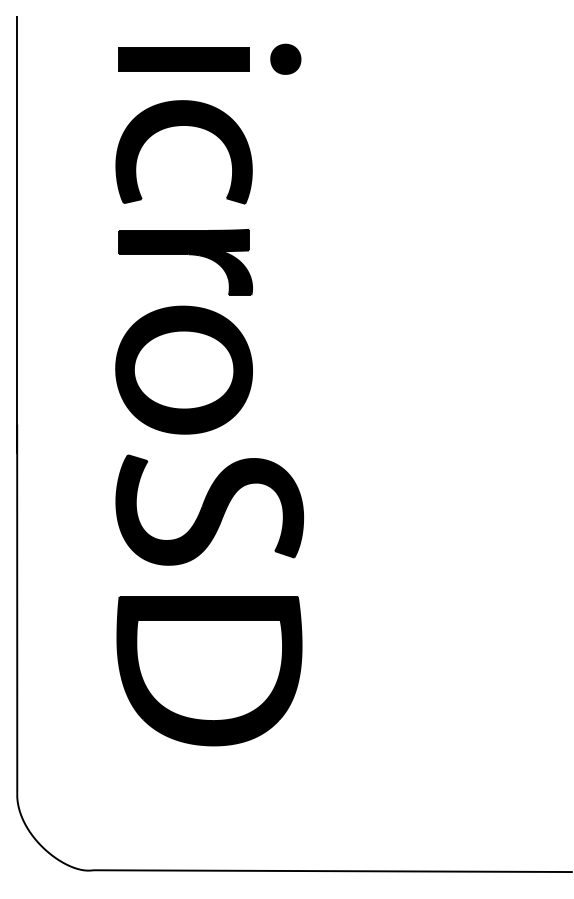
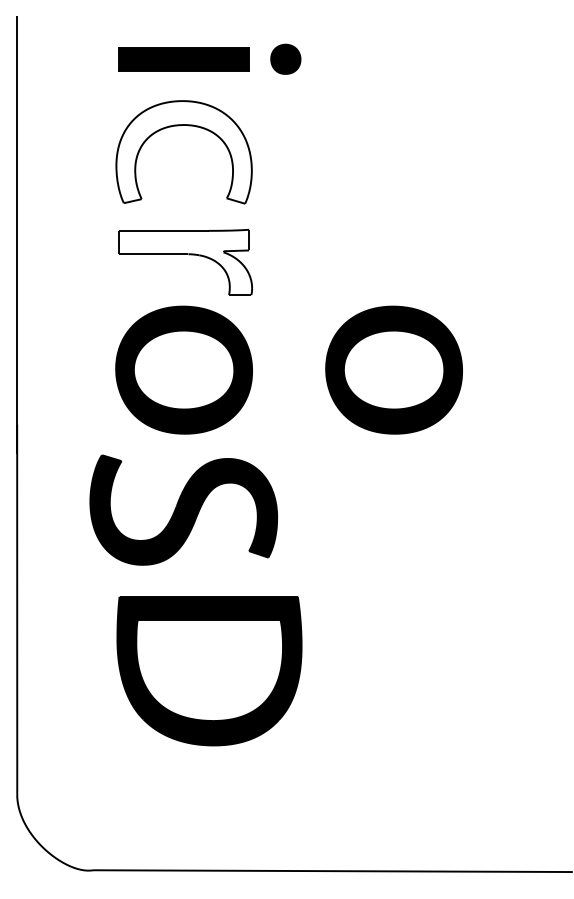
fill: present -> none (183, 152)
fill: present -> none (185, 262)
part: none -> present (393, 369)
part position: (209, 509) -> (183, 509) (183, 509)
